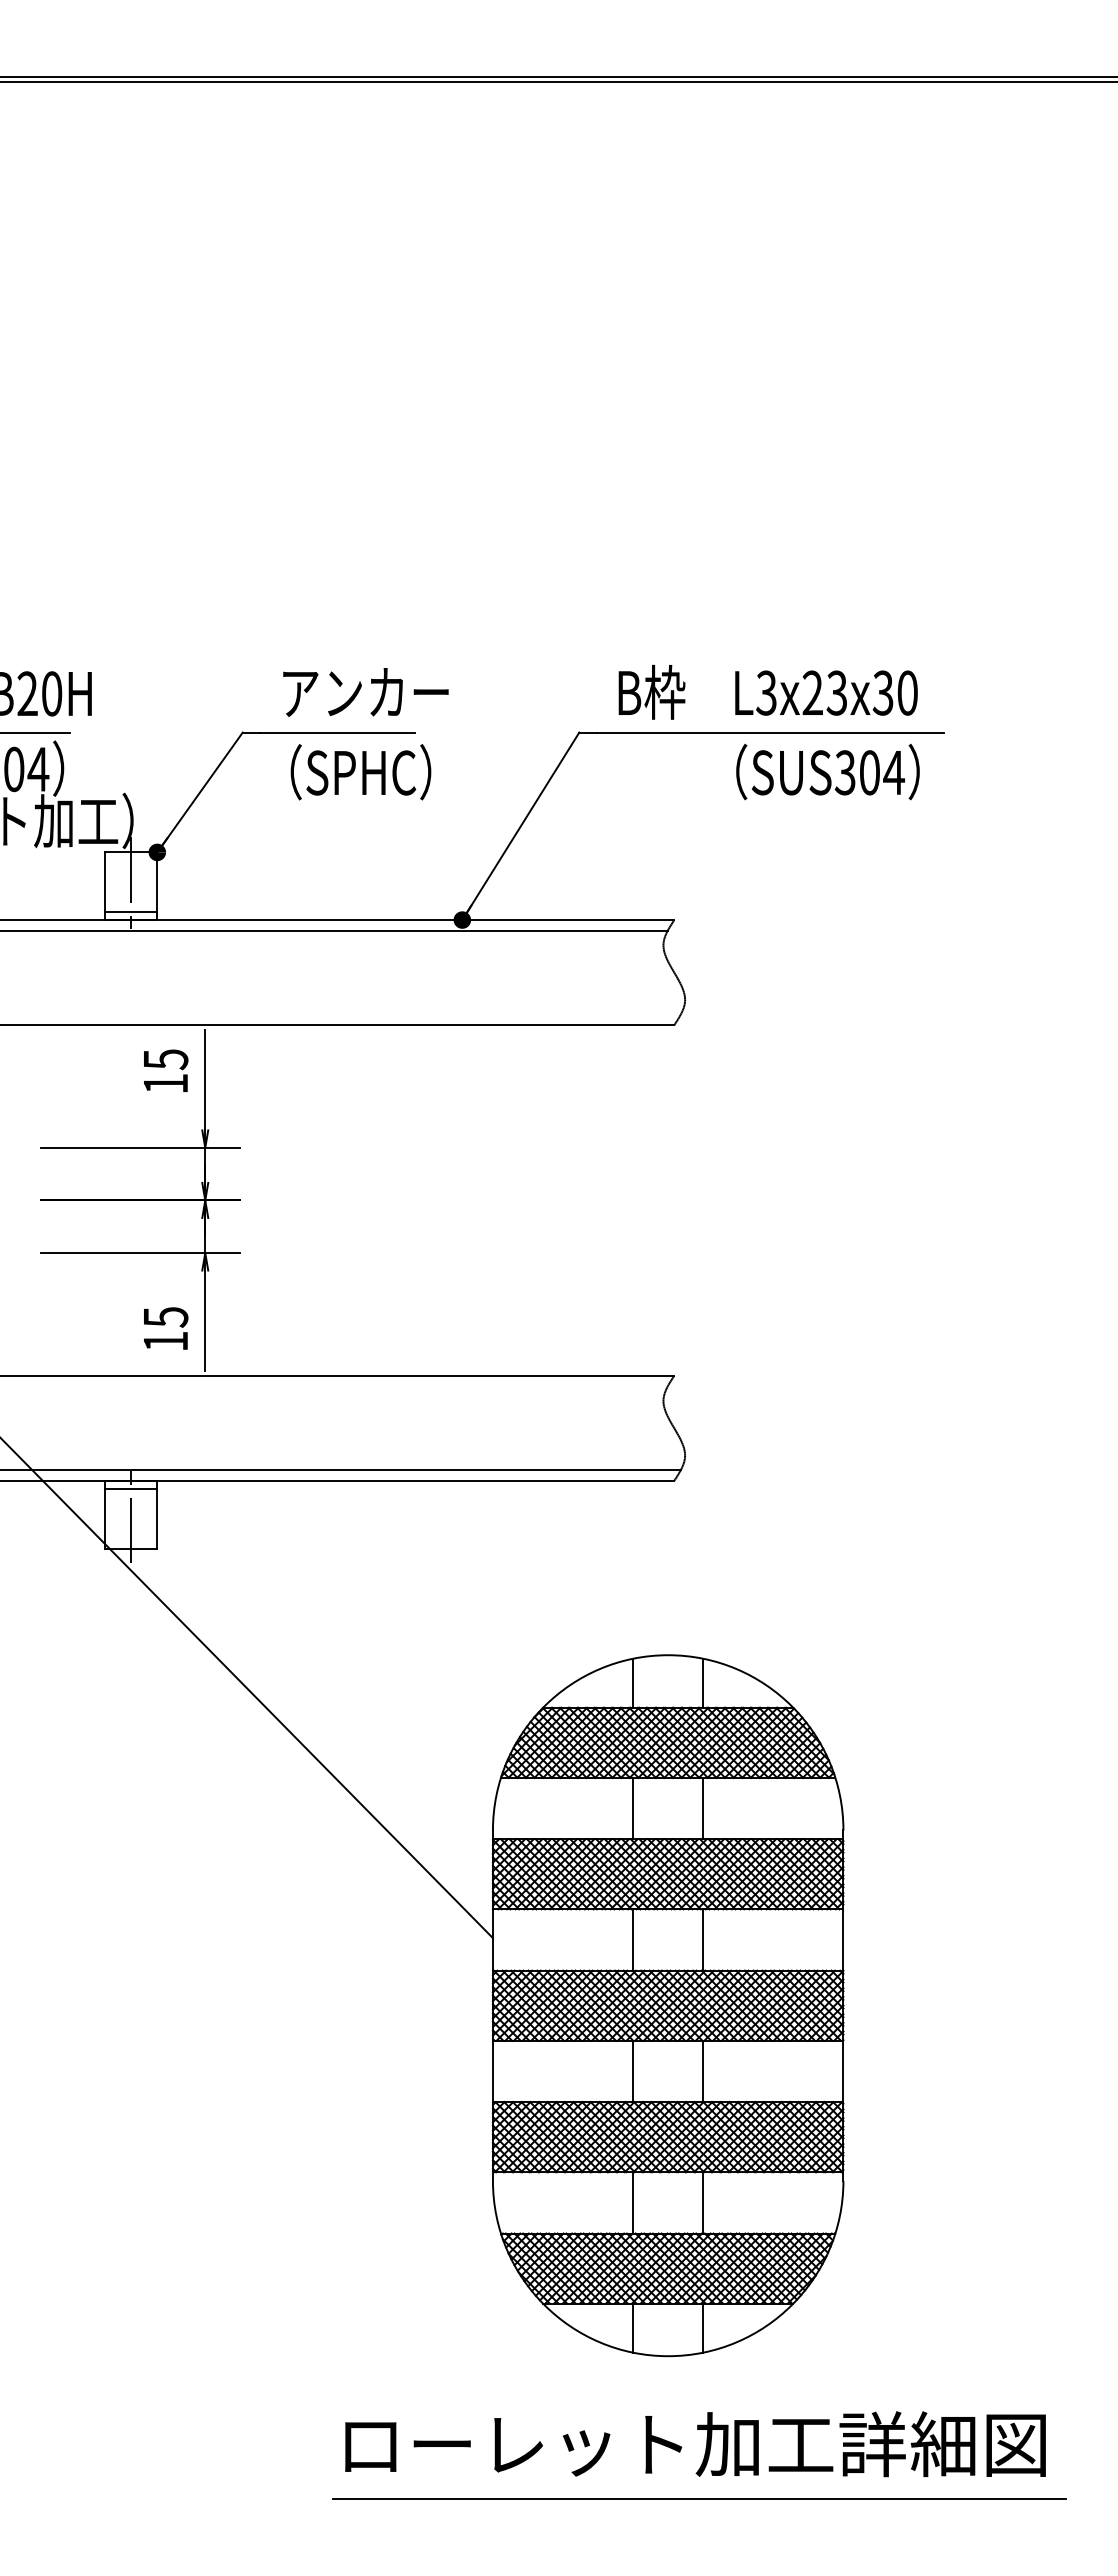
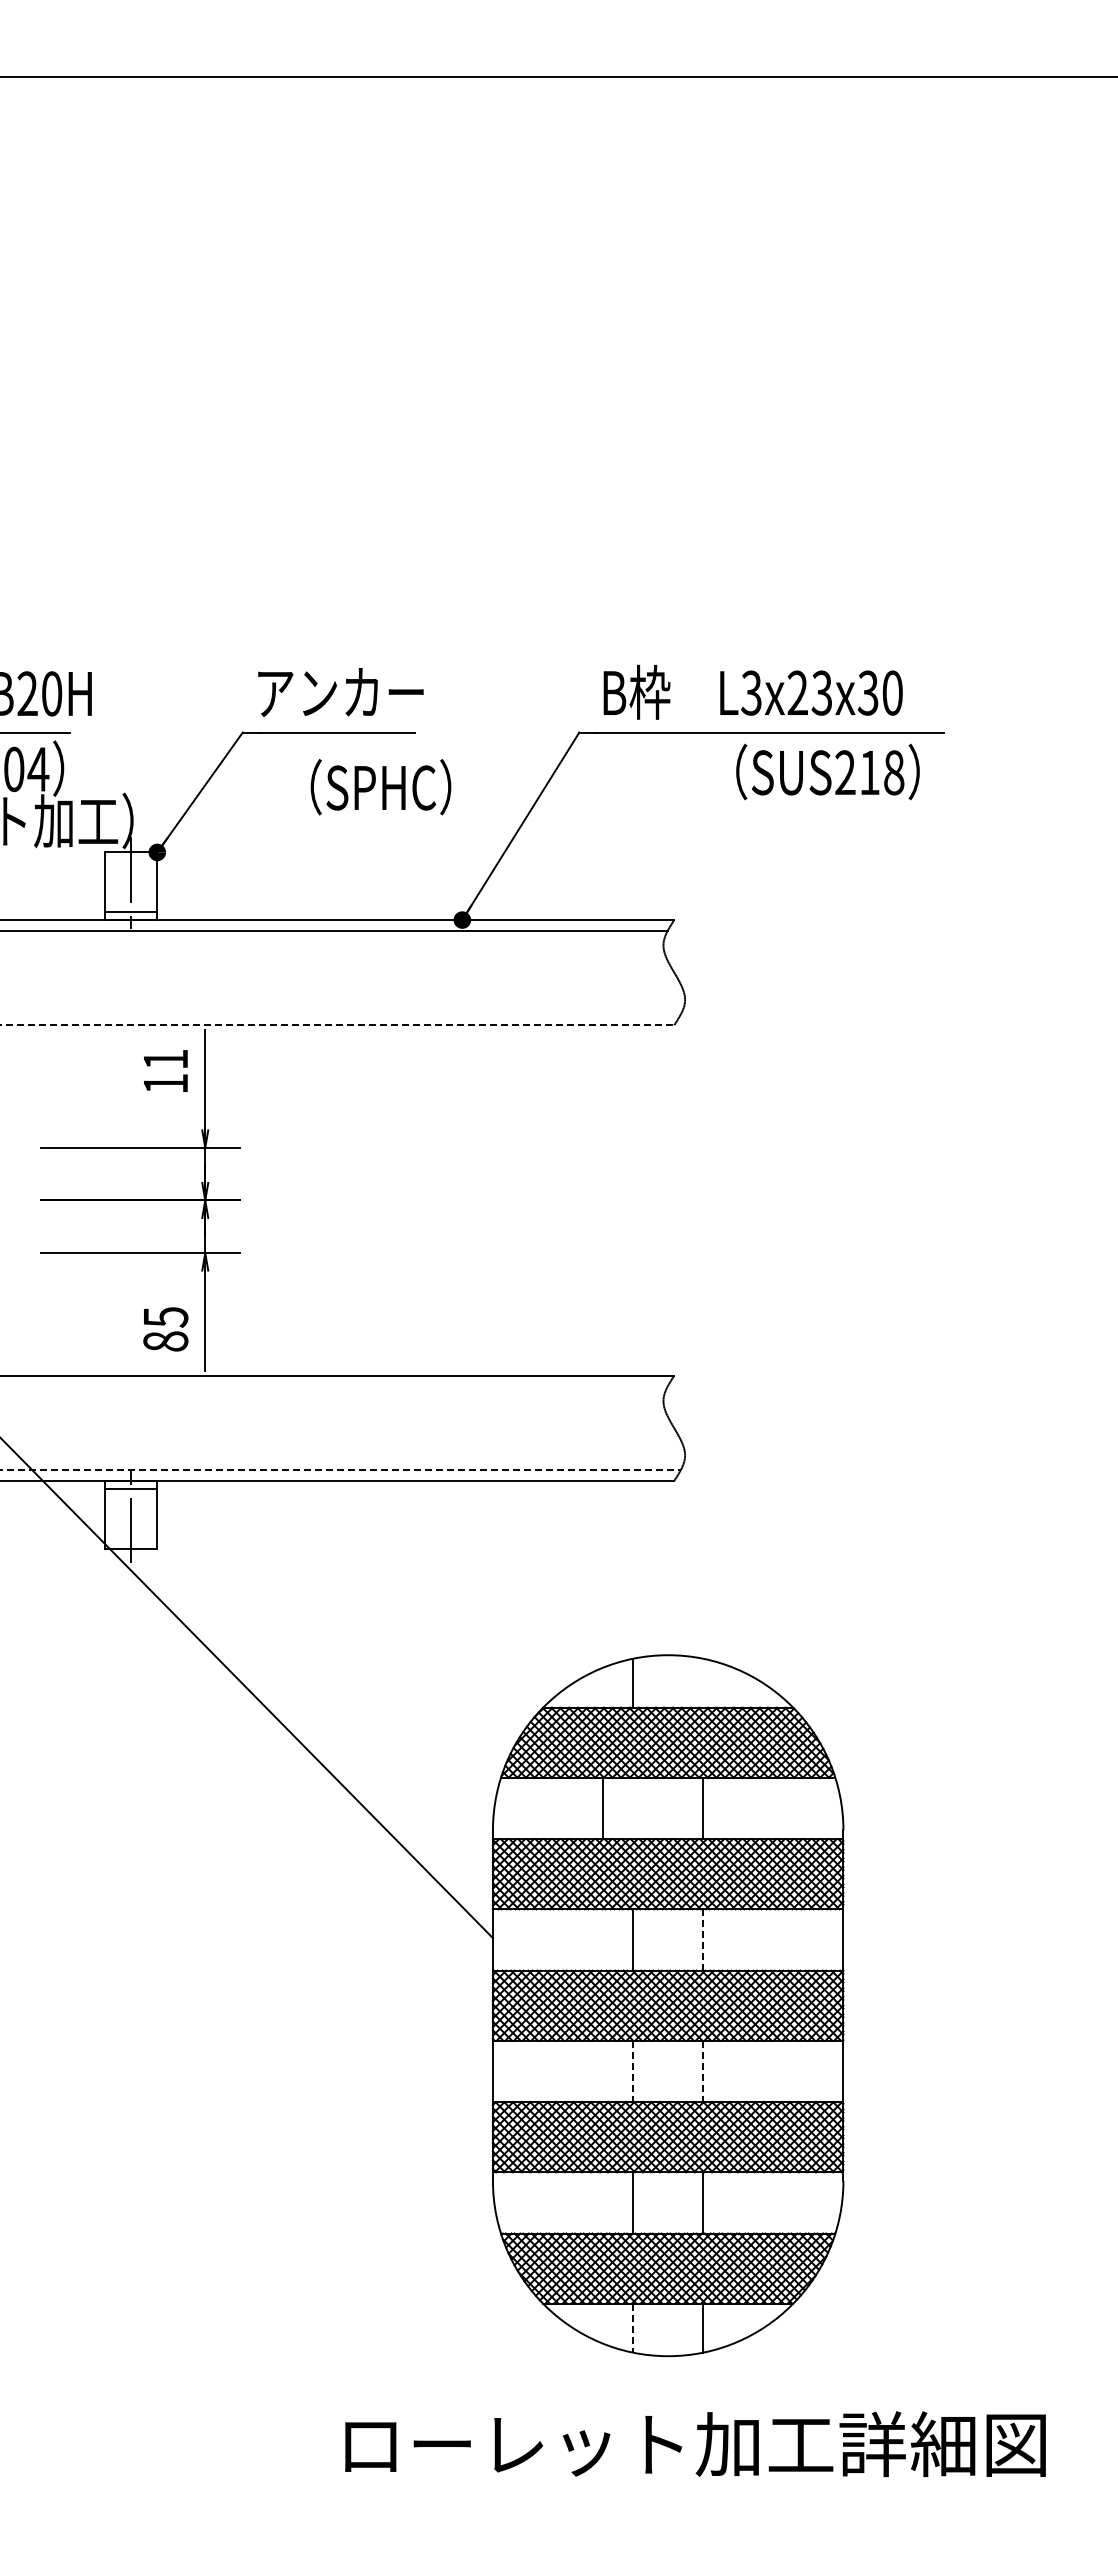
line: present -> none (558, 81)
text position: (767, 691) -> (752, 691) (752, 691)
text position: (365, 692) -> (340, 692) (340, 692)
text position: (360, 772) -> (380, 787) (380, 787)
text: SUS304 -> SUS218 (869, 772)
line: solid -> dashed (337, 1025)
text: 15 -> 11 (166, 1059)
text: 15 -> 85 (165, 1341)
line: solid -> dashed (340, 1470)
line: present -> none (703, 1682)
line position: (633, 1808) -> (603, 1808) (603, 1808)
line: solid -> dashed (703, 1940)
line: solid -> dashed (633, 2071)
line: solid -> dashed (703, 2071)
line: solid -> dashed (633, 2328)
line: present -> none (699, 2498)
